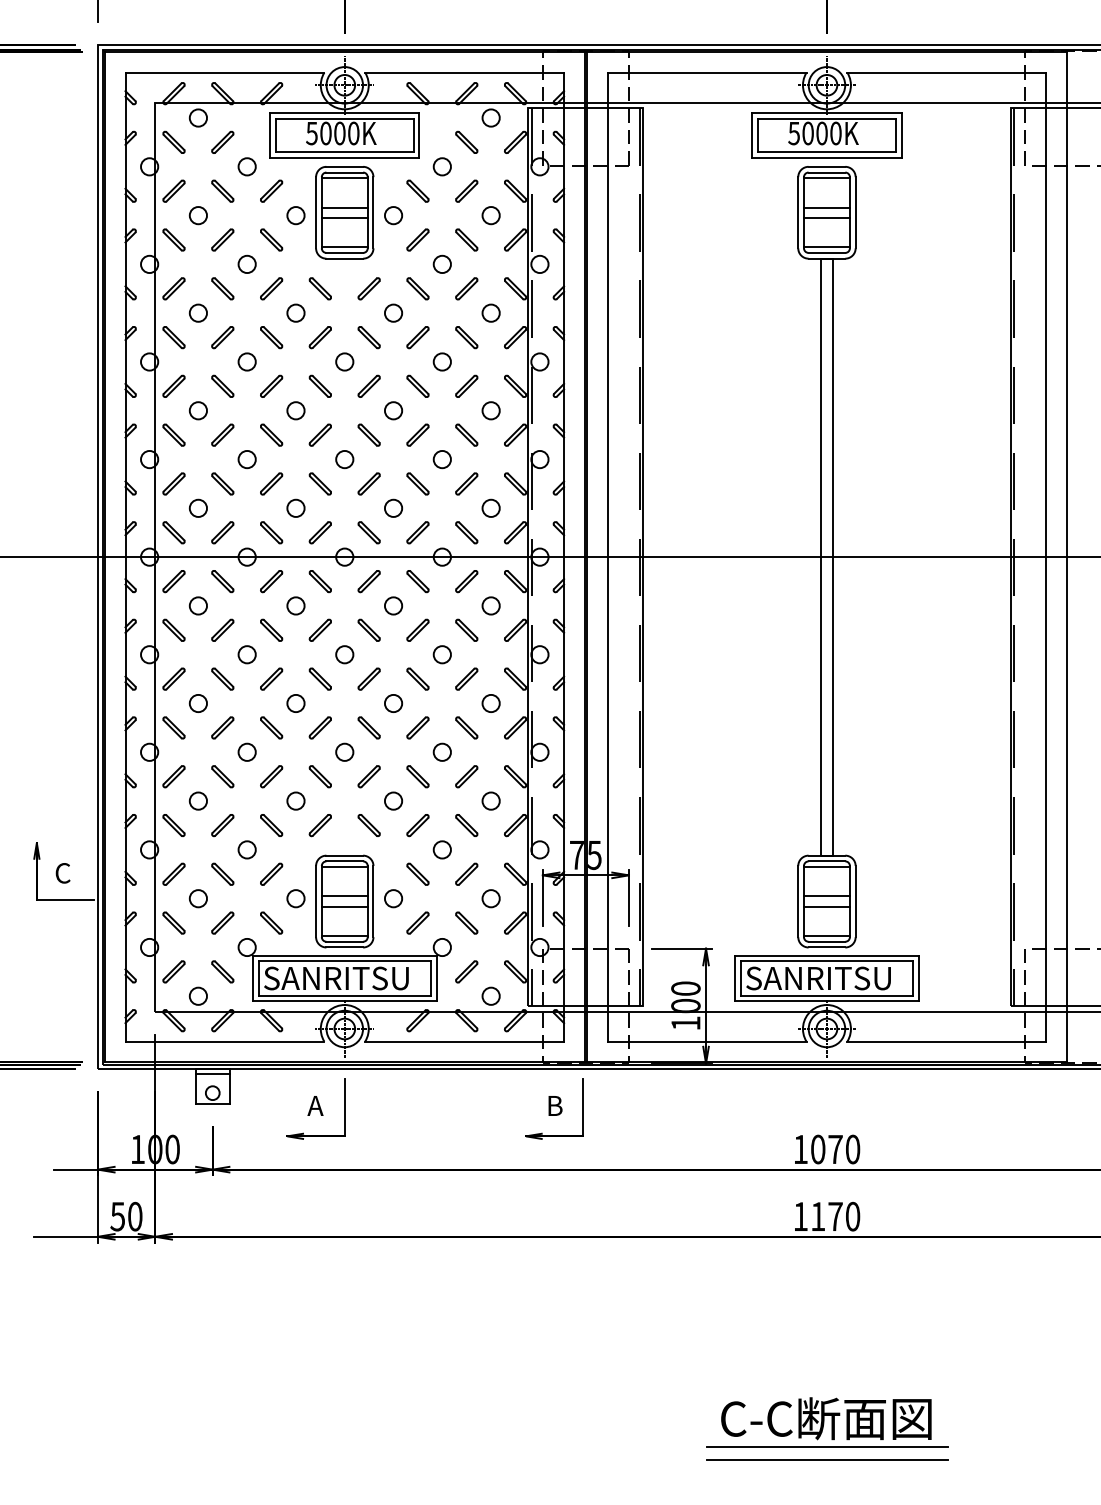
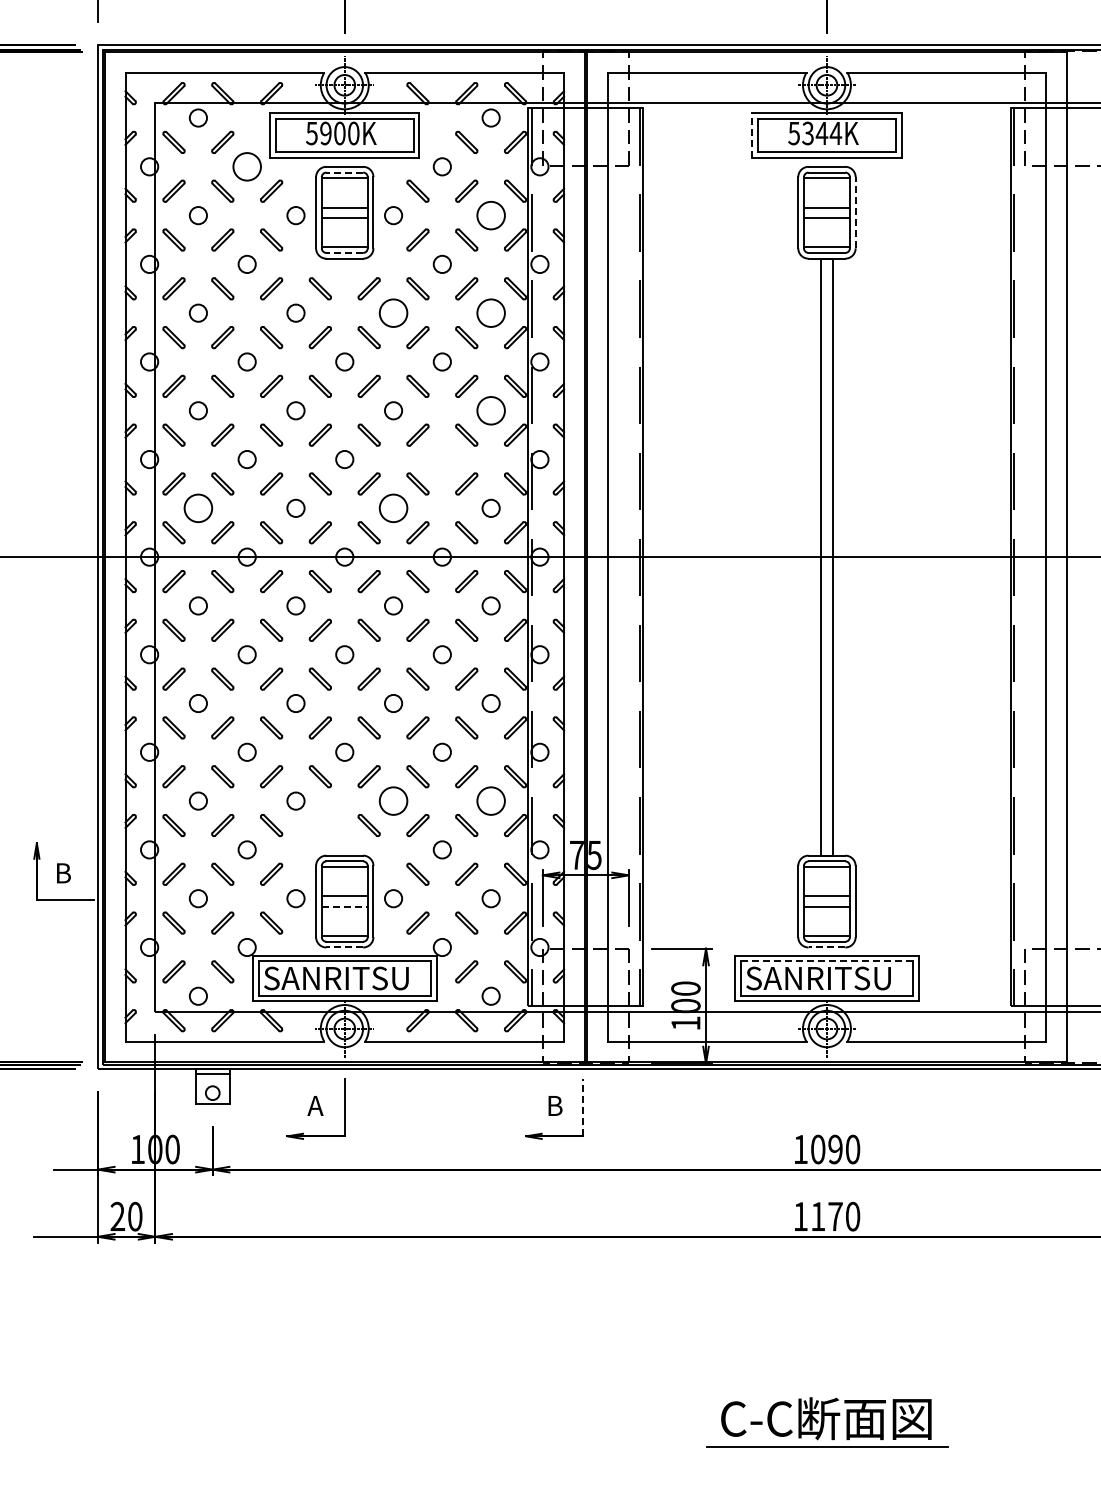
text: 5000K -> 5900K (325, 133)
text: 5000K -> 5344K (822, 133)
line: solid -> dashed (752, 135)
circle diameter: 17 px -> 28 px (246, 166)
line: solid -> dashed (344, 172)
line: solid -> dashed (855, 212)
circle diameter: 17 px -> 28 px (490, 215)
line: solid -> dashed (344, 252)
circle diameter: 17 px -> 28 px (393, 312)
circle diameter: 17 px -> 28 px (490, 312)
circle diameter: 17 px -> 28 px (490, 410)
circle: present -> none (441, 459)
circle diameter: 17 px -> 28 px (198, 508)
circle diameter: 17 px -> 28 px (393, 508)
circle diameter: 17 px -> 28 px (393, 800)
circle diameter: 17 px -> 28 px (490, 800)
part: present -> none (319, 825)
text: C -> B (62, 873)
line: solid -> dashed (344, 906)
line: solid -> dashed (344, 947)
line: solid -> dashed (826, 947)
line: solid -> dashed (826, 961)
line: solid -> dashed (583, 1107)
text: 1070 -> 1090 (835, 1149)
text: 50 -> 20 (117, 1216)
line: present -> none (827, 1459)
